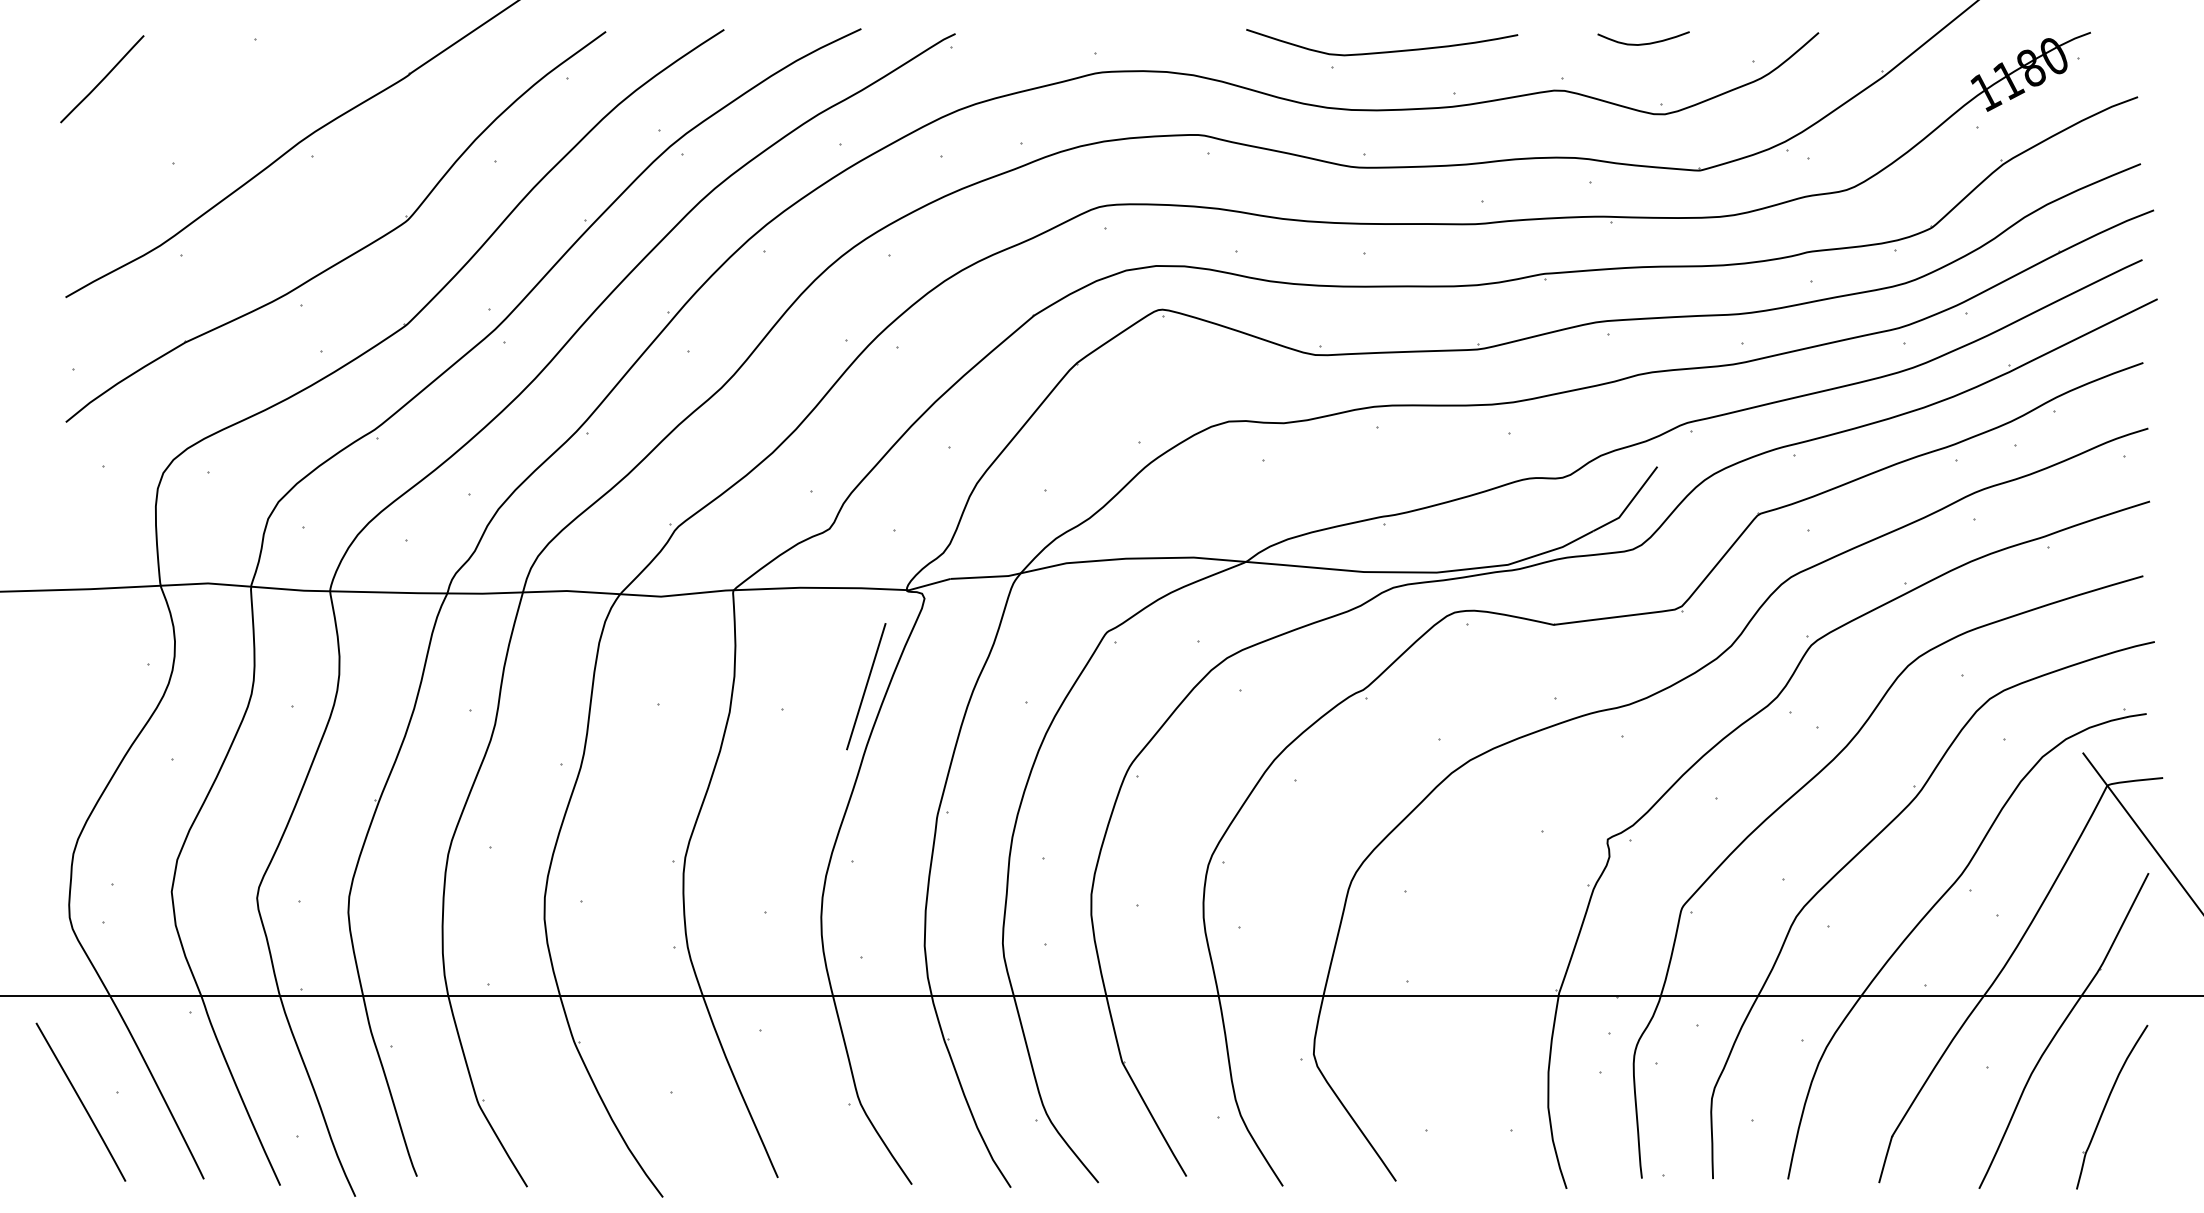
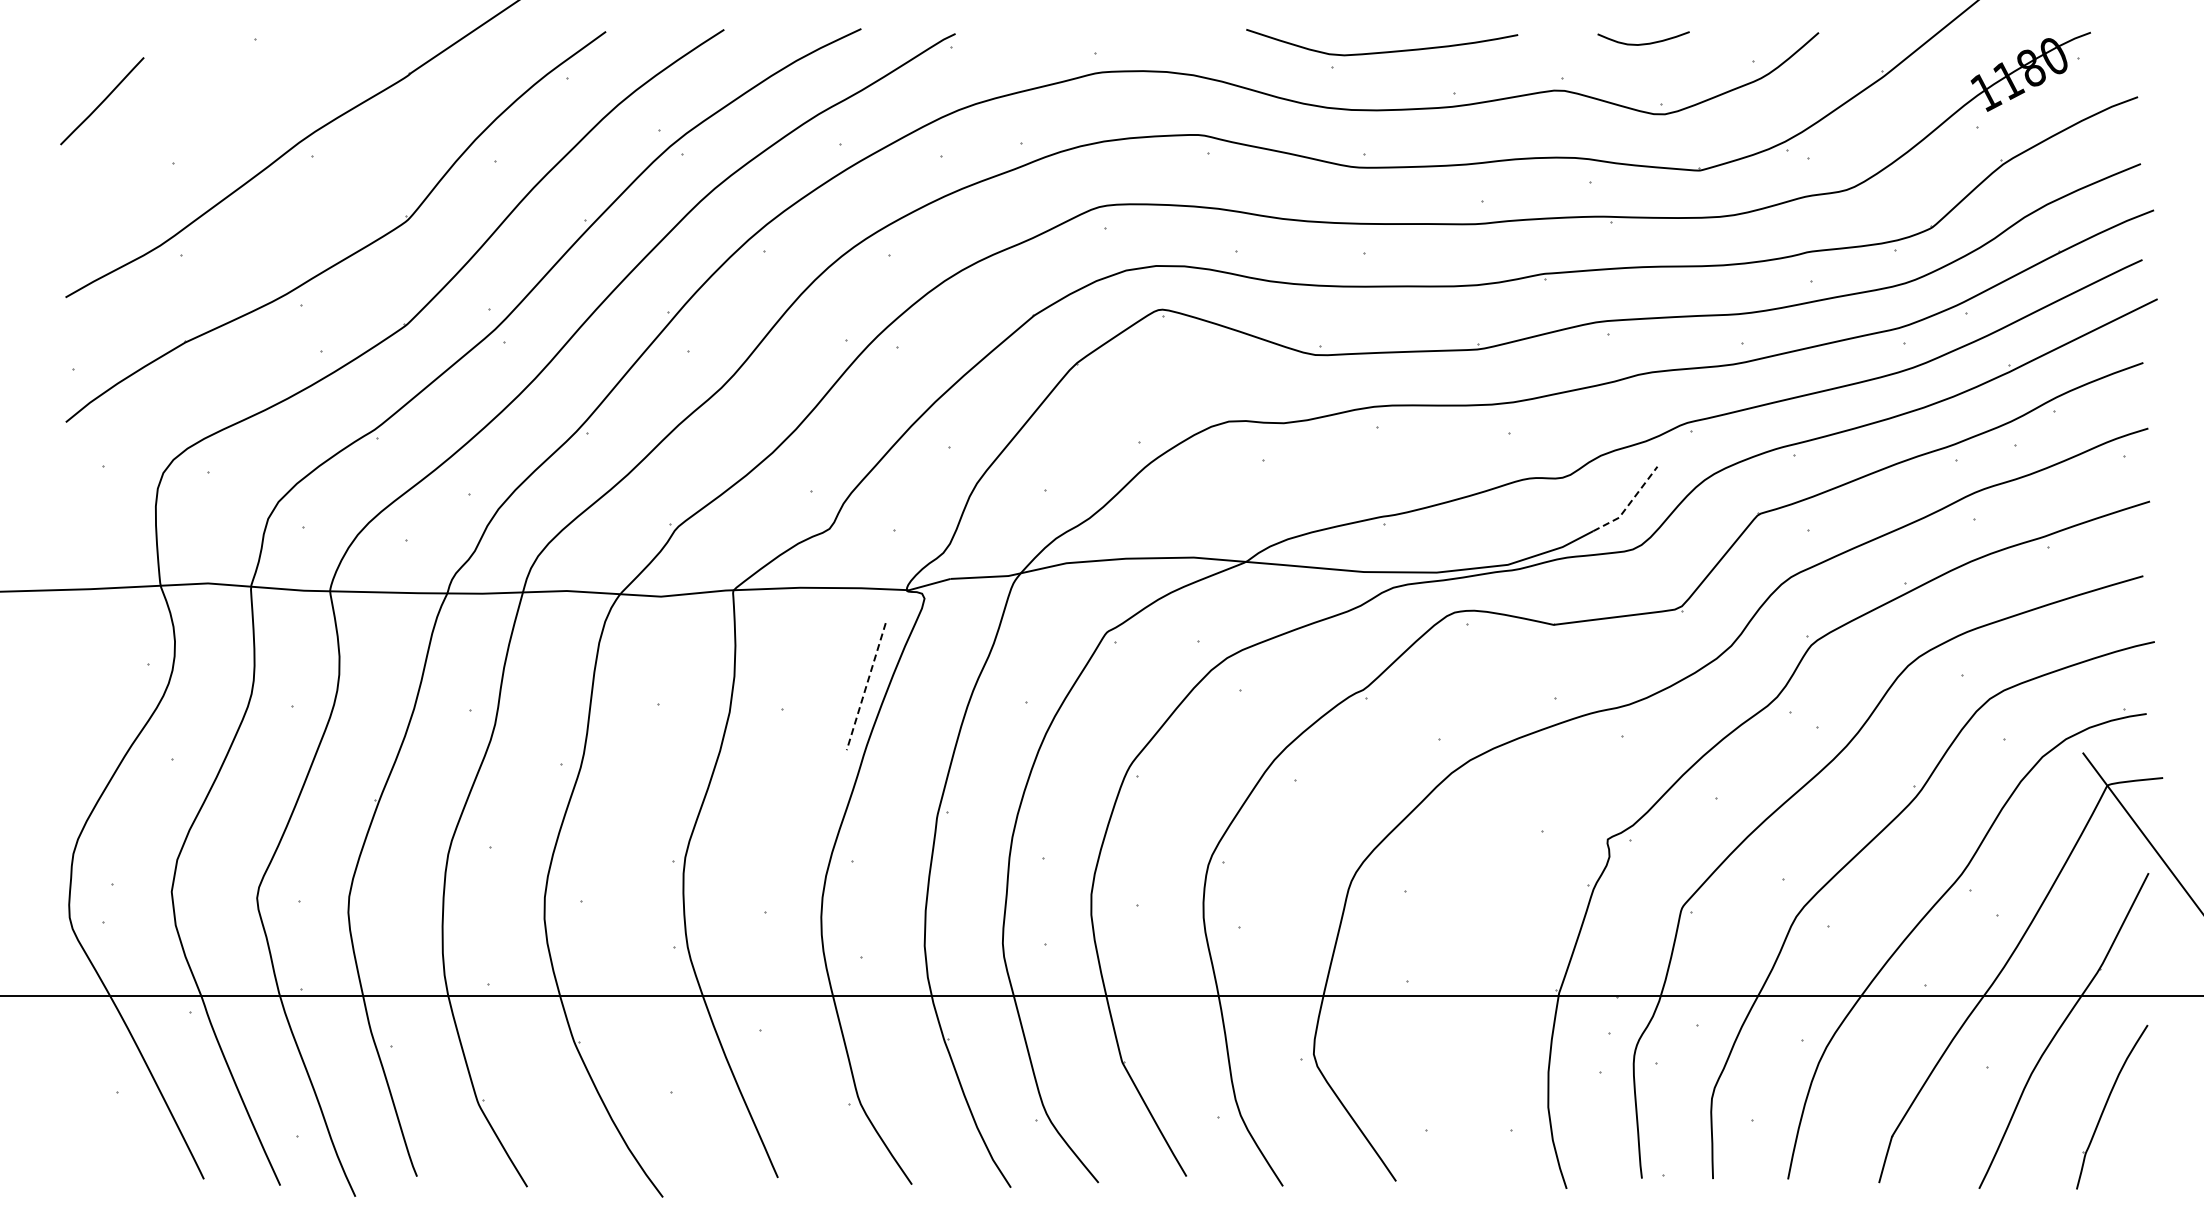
line position: (102, 79) -> (102, 101) (102, 101)
line: solid -> dashed (1629, 504)
line: solid -> dashed (866, 687)
line: present -> none (80, 1101)
